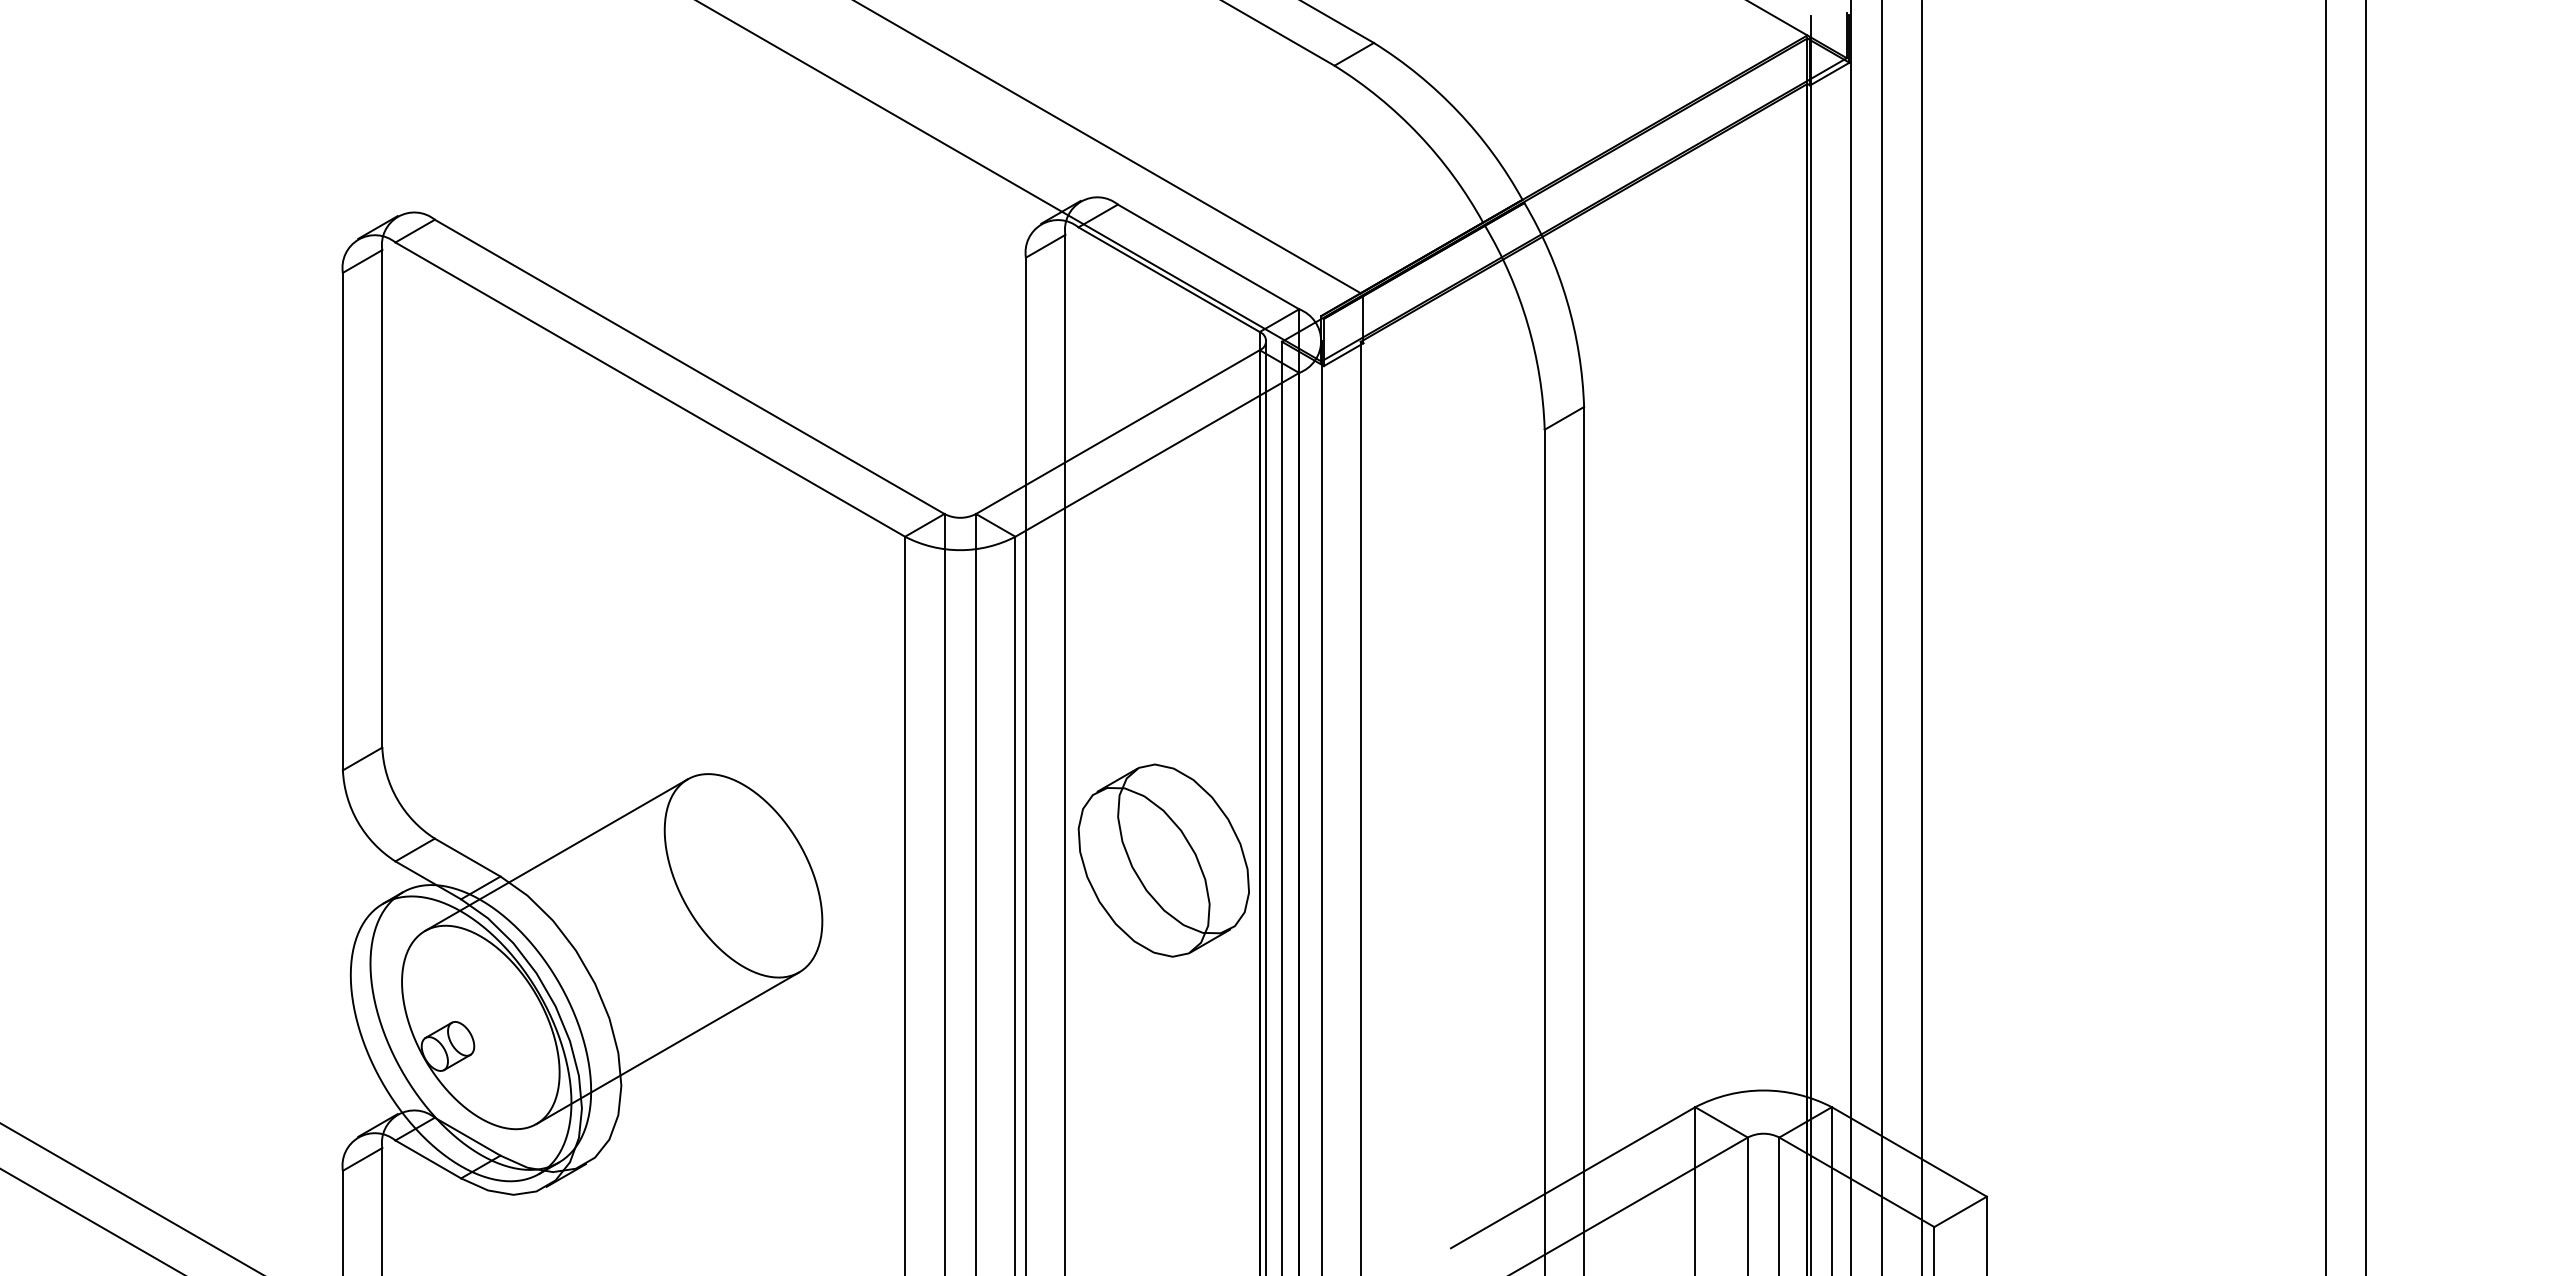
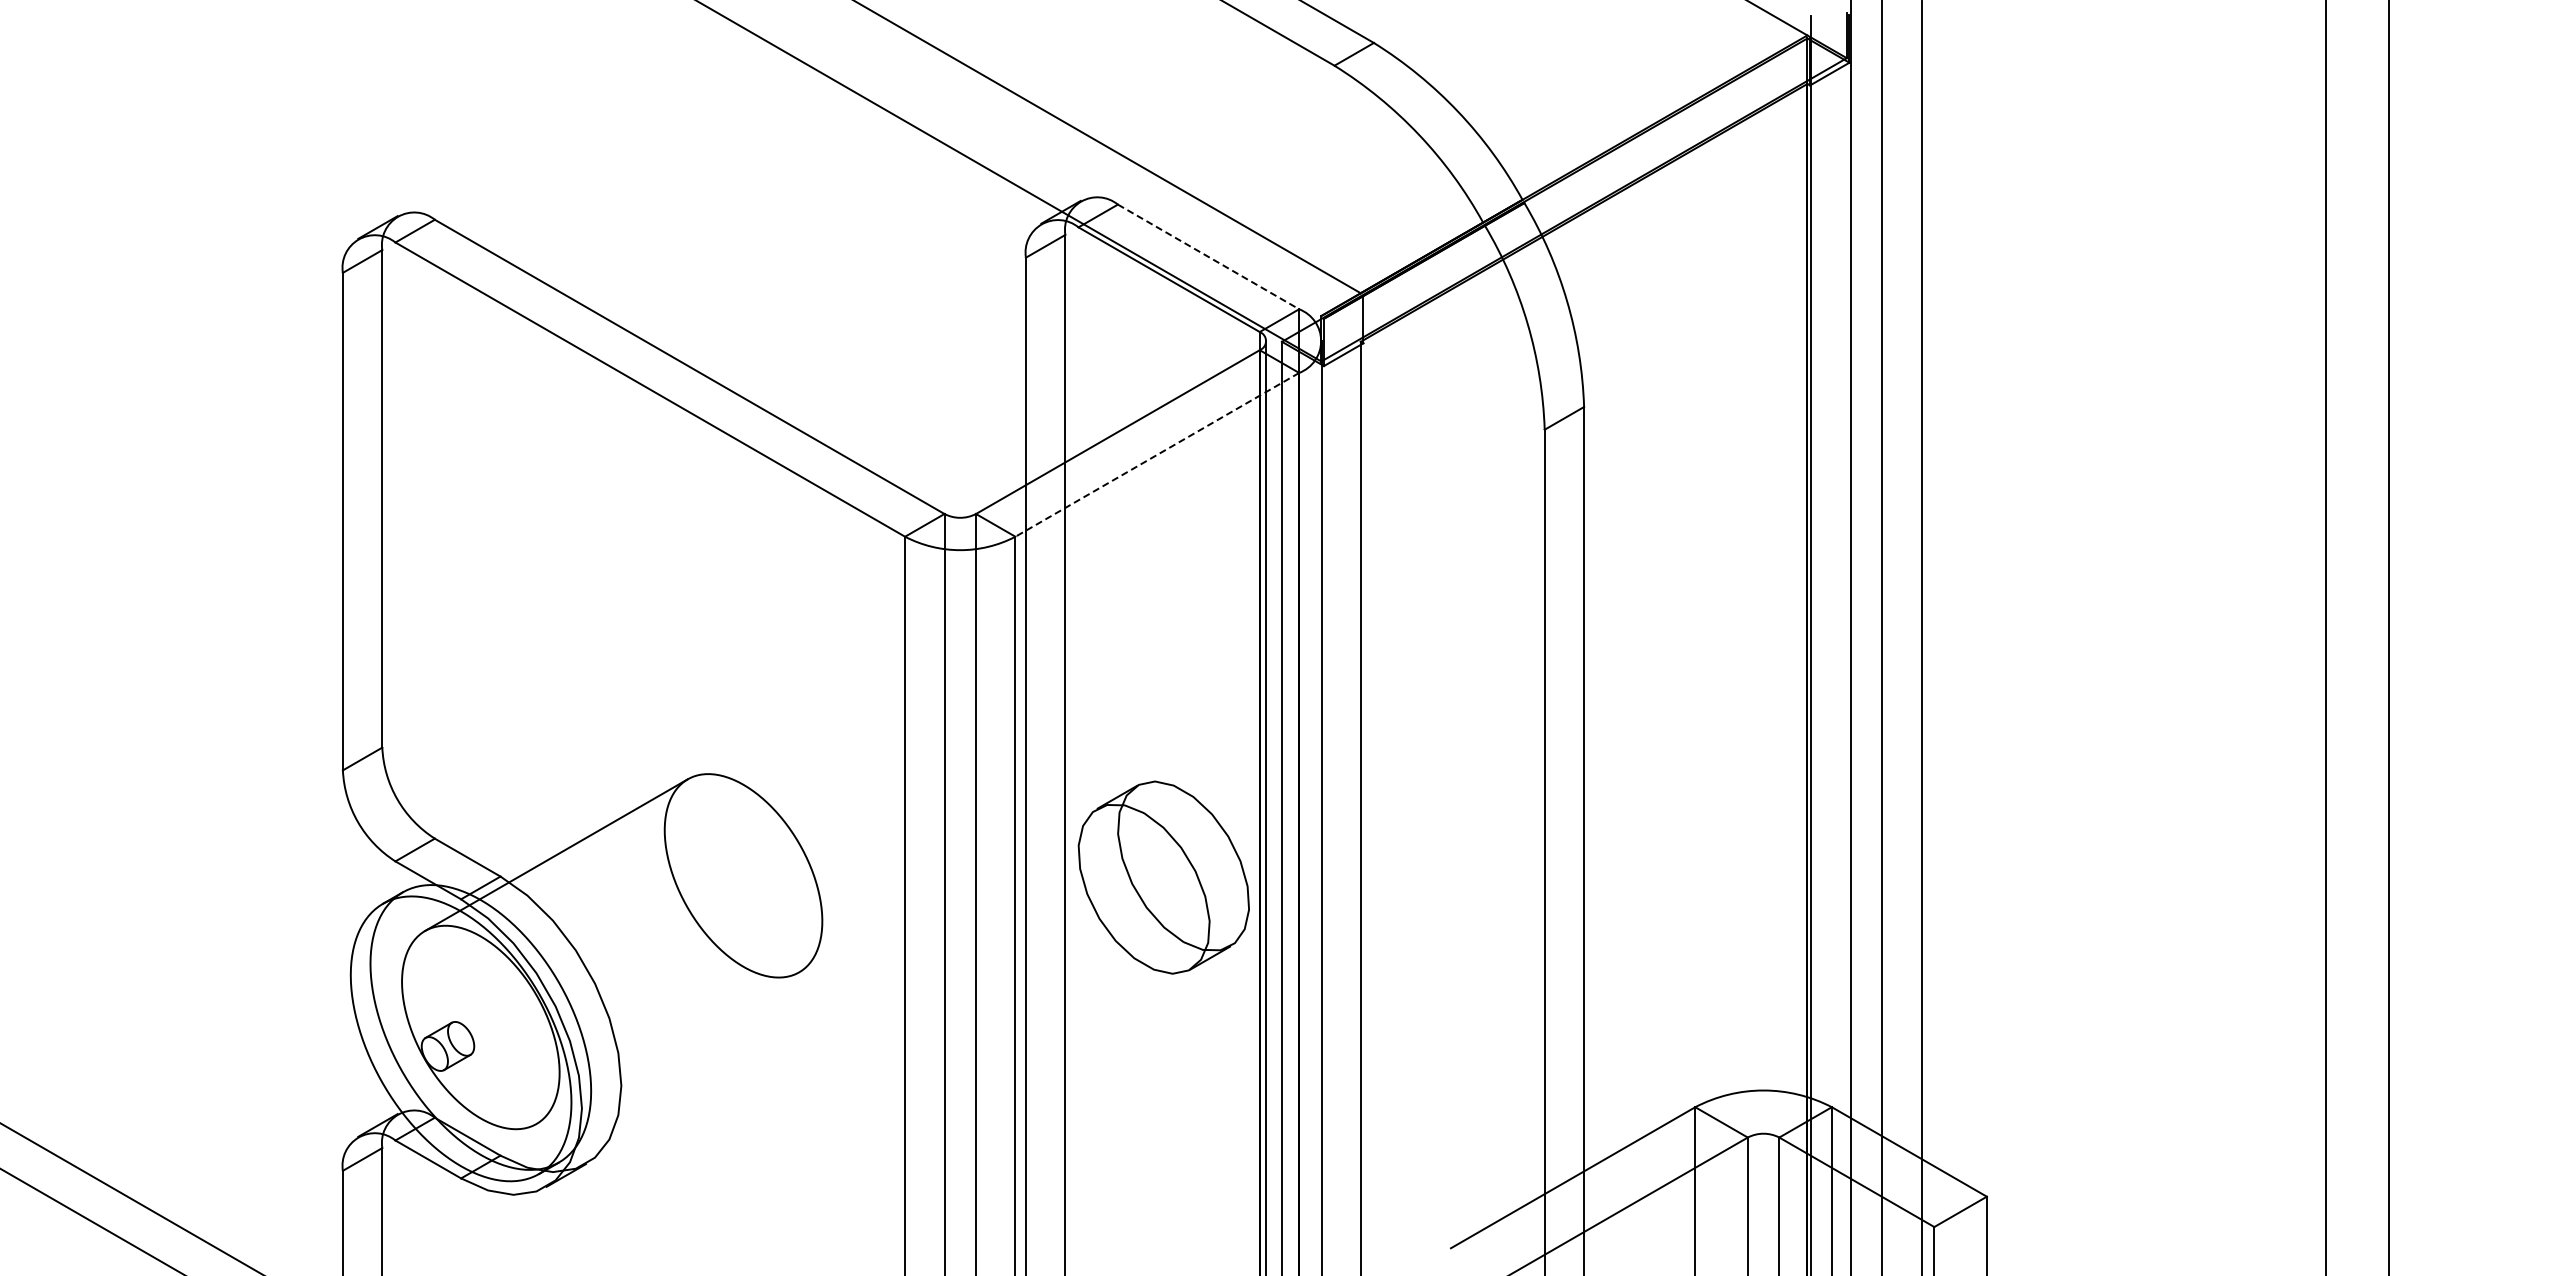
line: solid -> dashed (1208, 256)
line: solid -> dashed (1157, 454)
line position: (2365, 637) -> (2388, 637) (2388, 637)
part position: (1163, 860) -> (1163, 877) (1163, 877)
line: present -> none (667, 1048)
